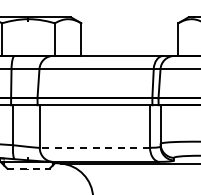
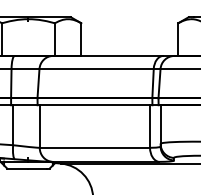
line: dashed -> solid (94, 147)
line: dashed -> solid (27, 168)
